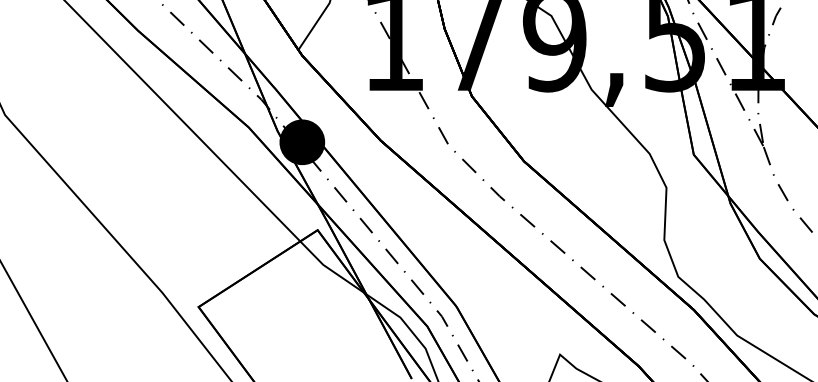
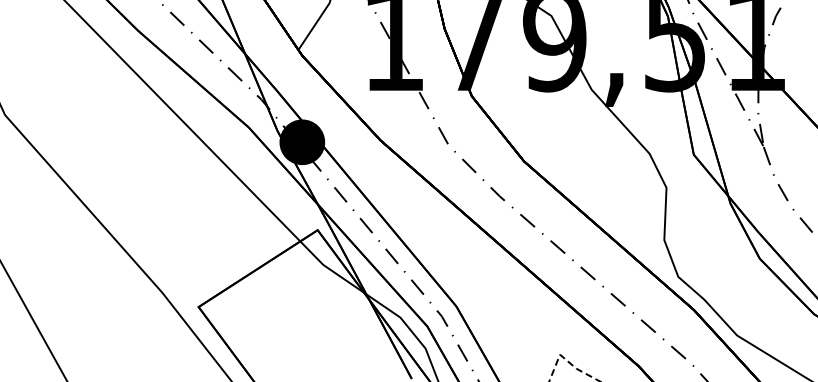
line: solid -> dashed (567, 361)
